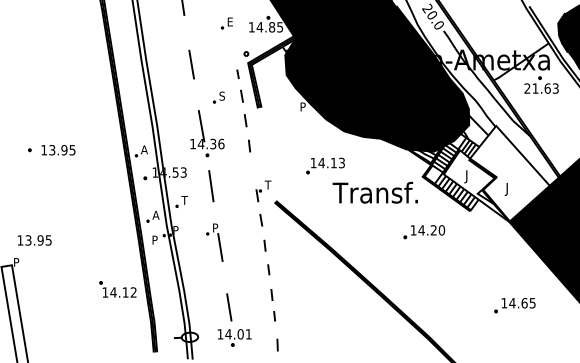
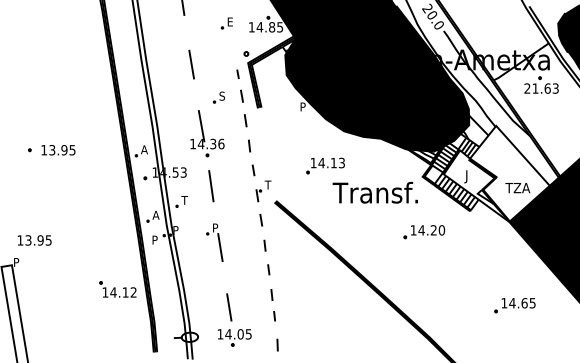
line: none -> present (253, 170)
text: J -> TZA (517, 189)
text: 14.01 -> 14.05 (248, 334)
